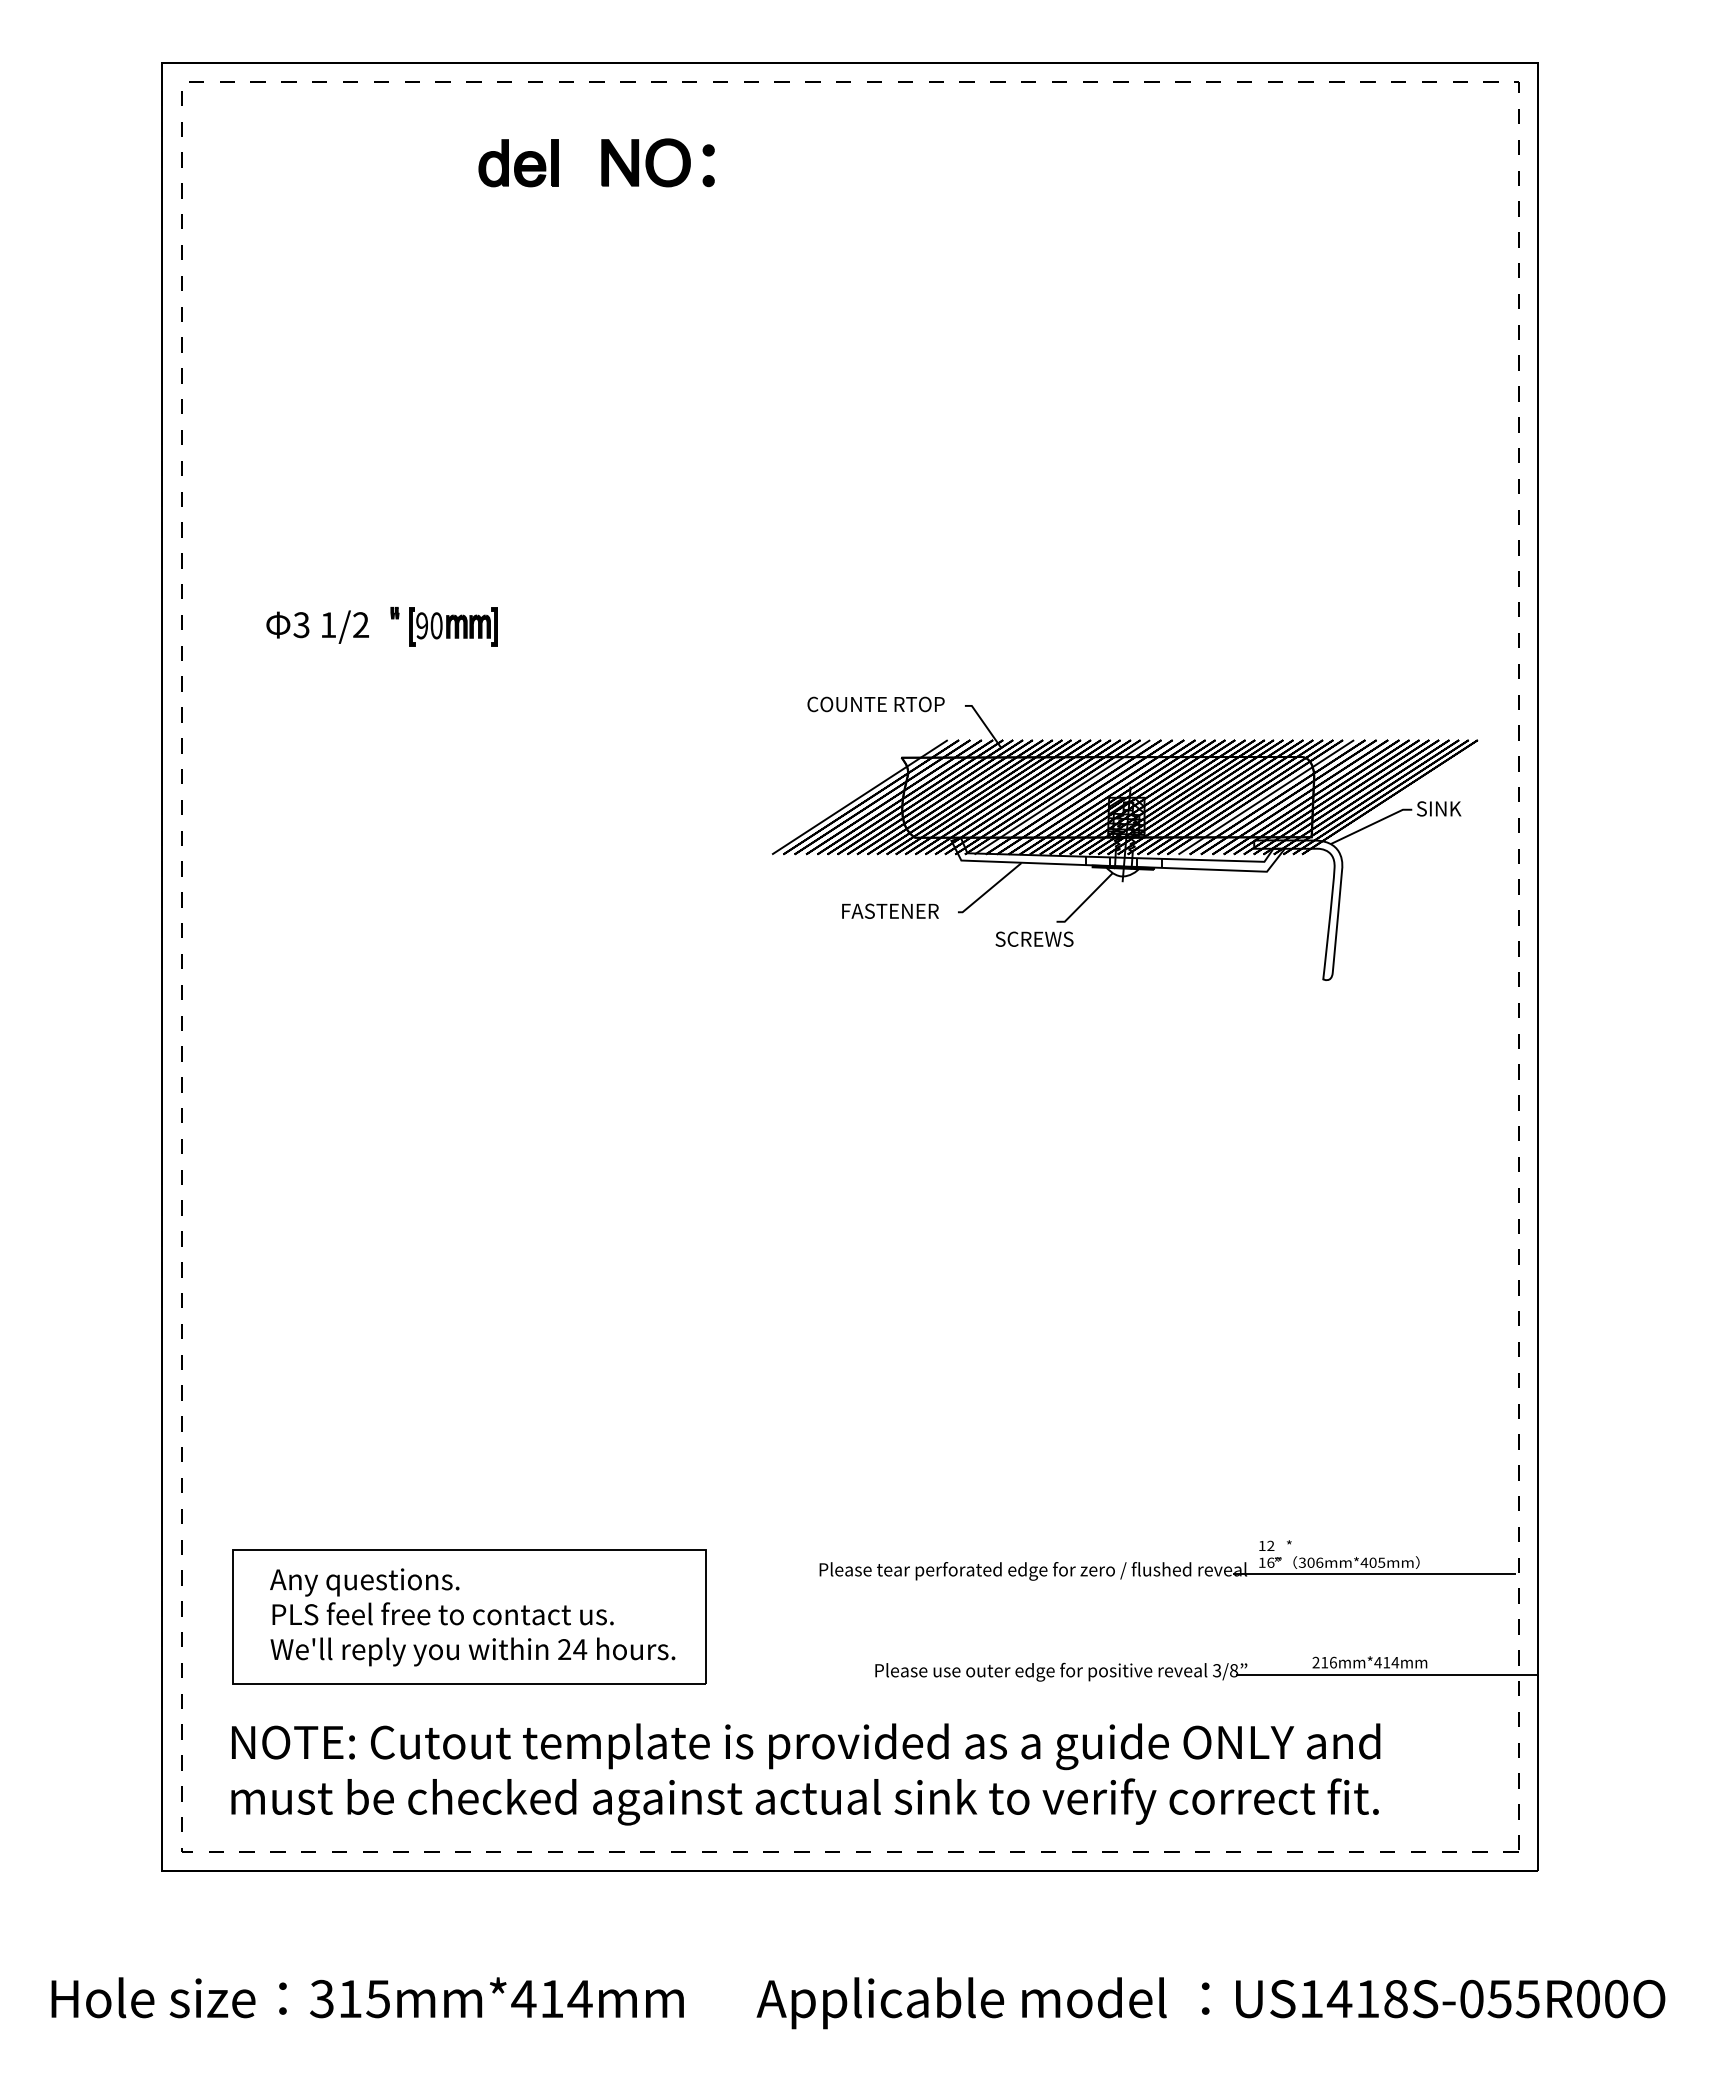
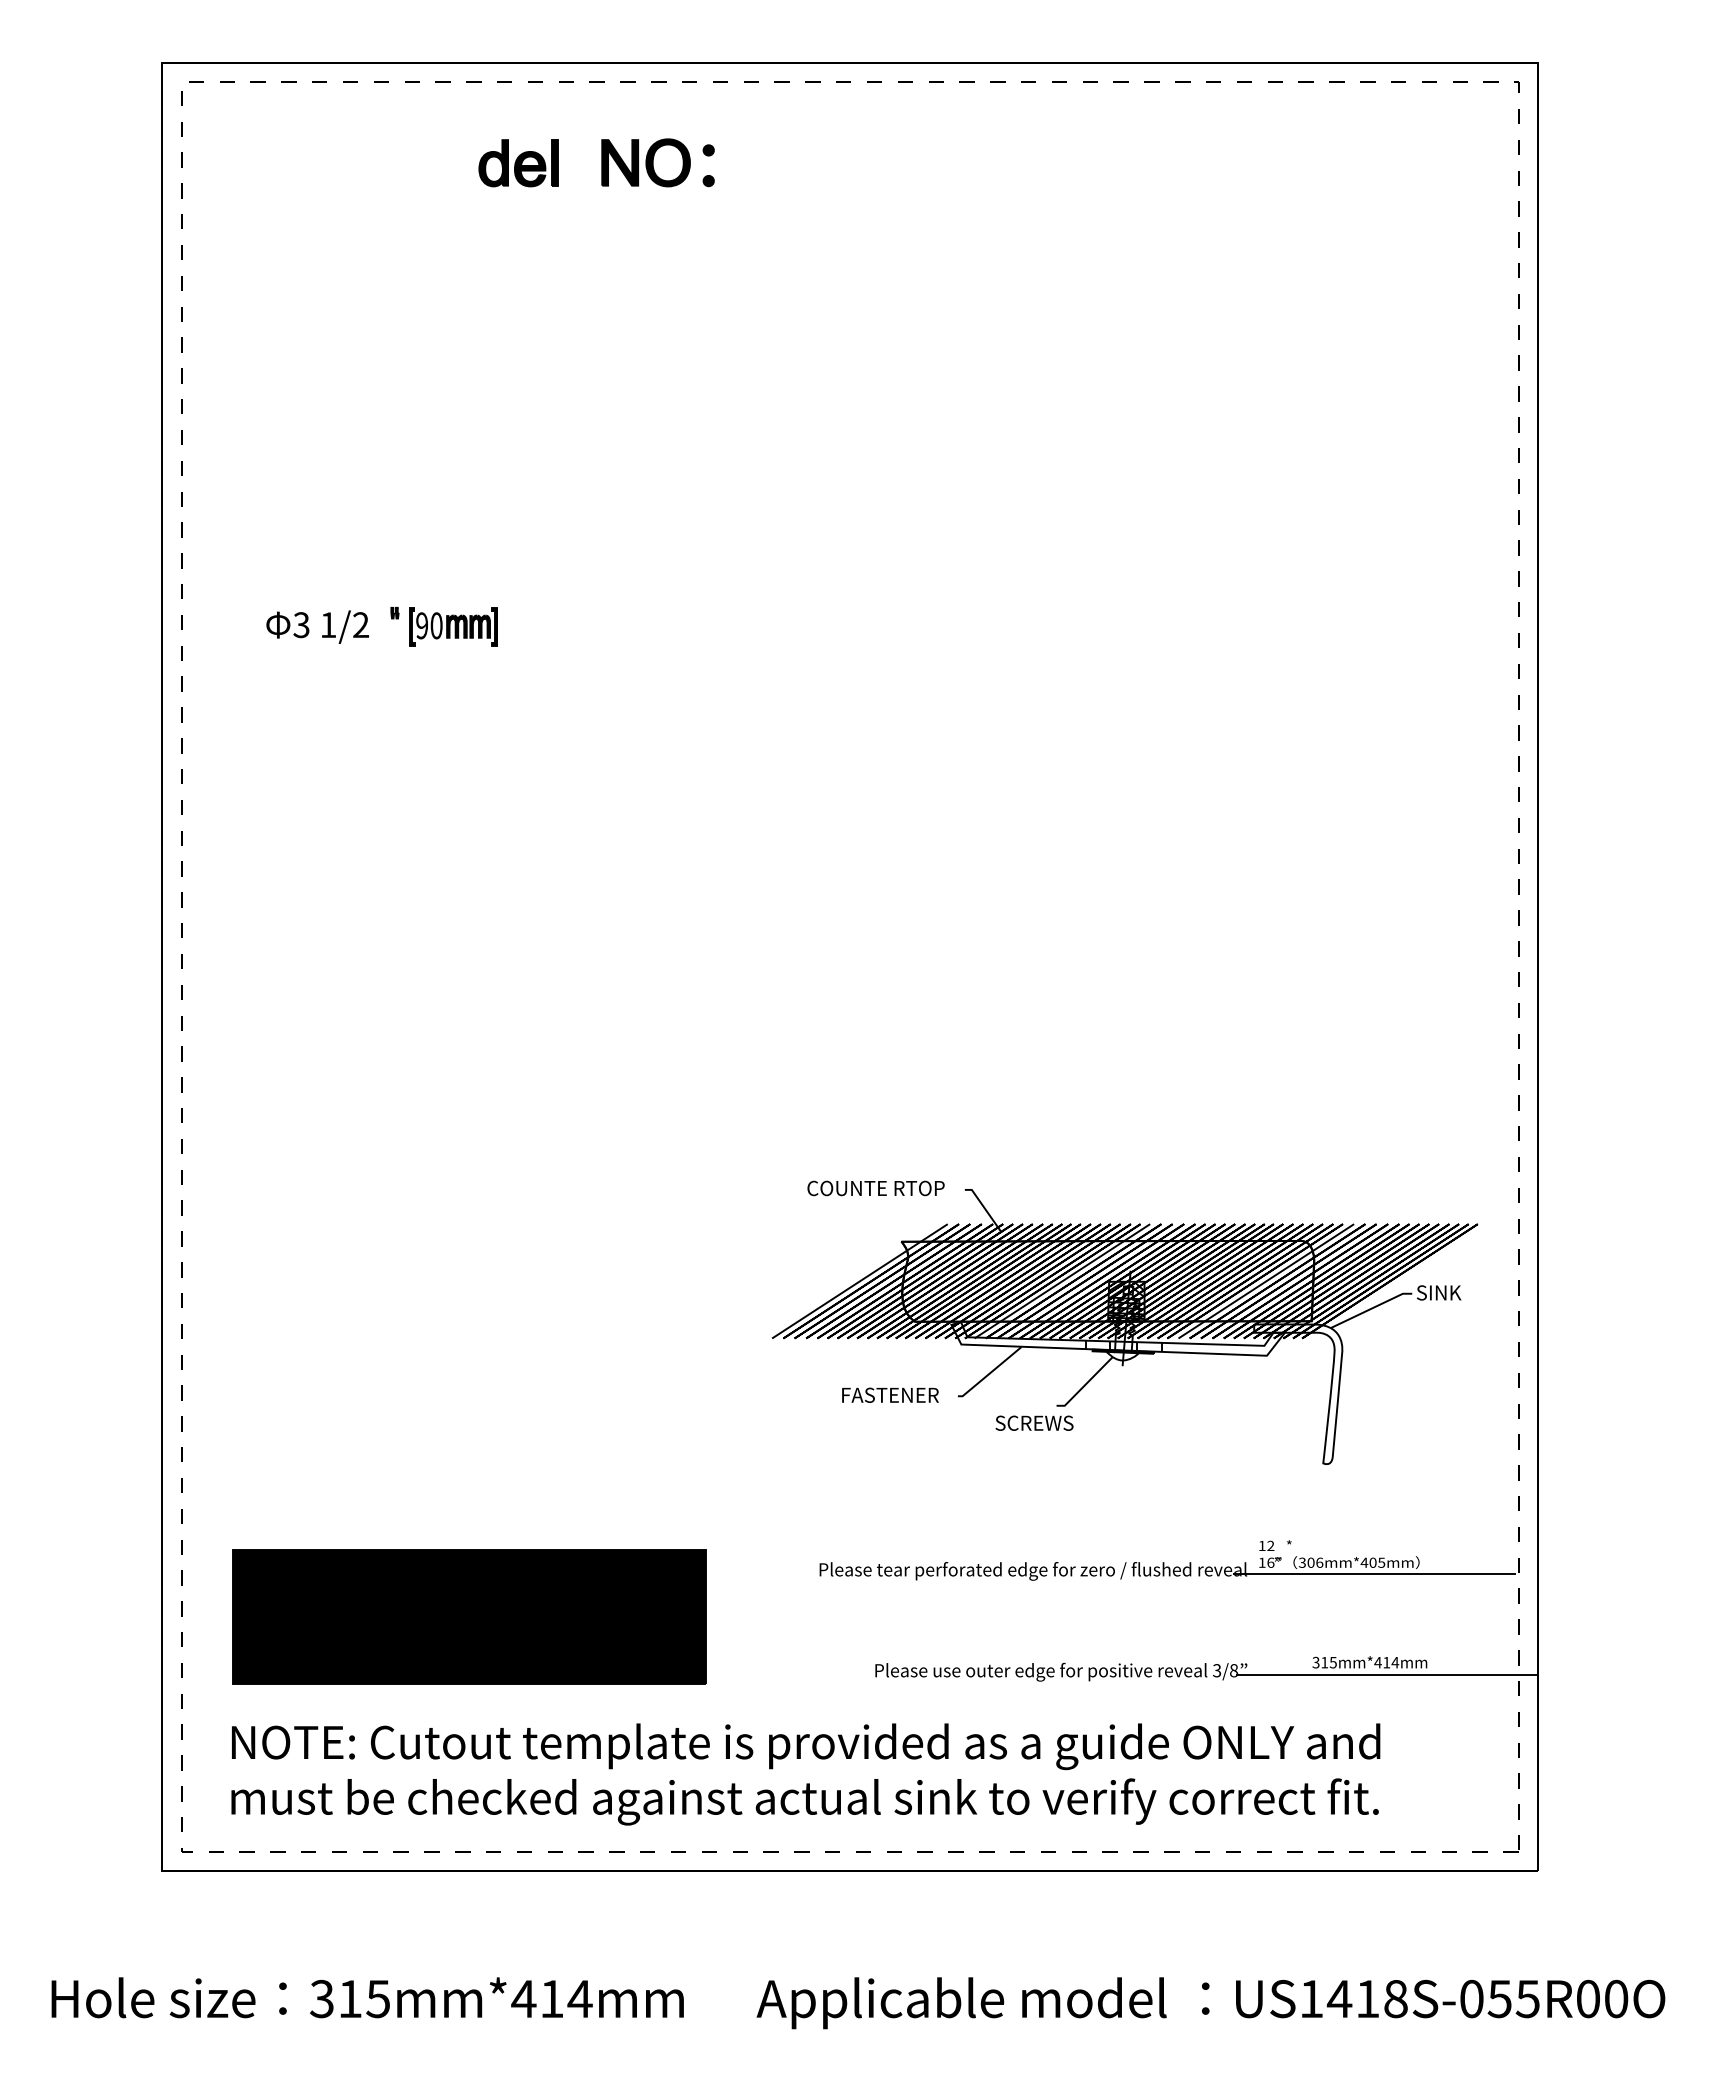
part position: (1124, 838) -> (1124, 1322) (1124, 1322)
fill: none -> present (469, 1617)
text: 216mm*414mm -> 315mm*414mm (1324, 1662)
